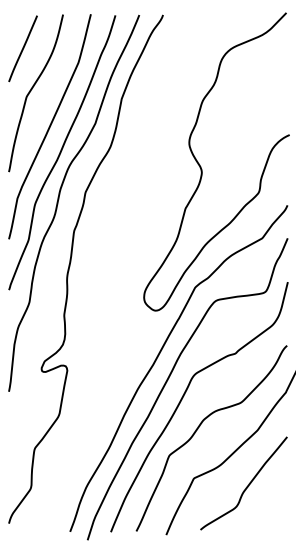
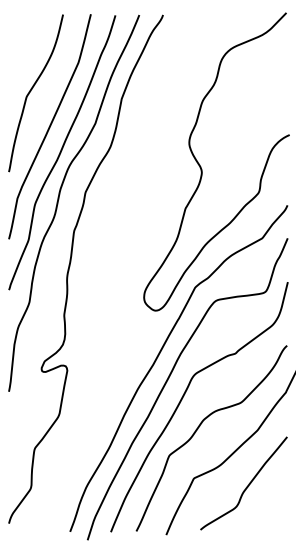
line: present -> none (22, 48)
